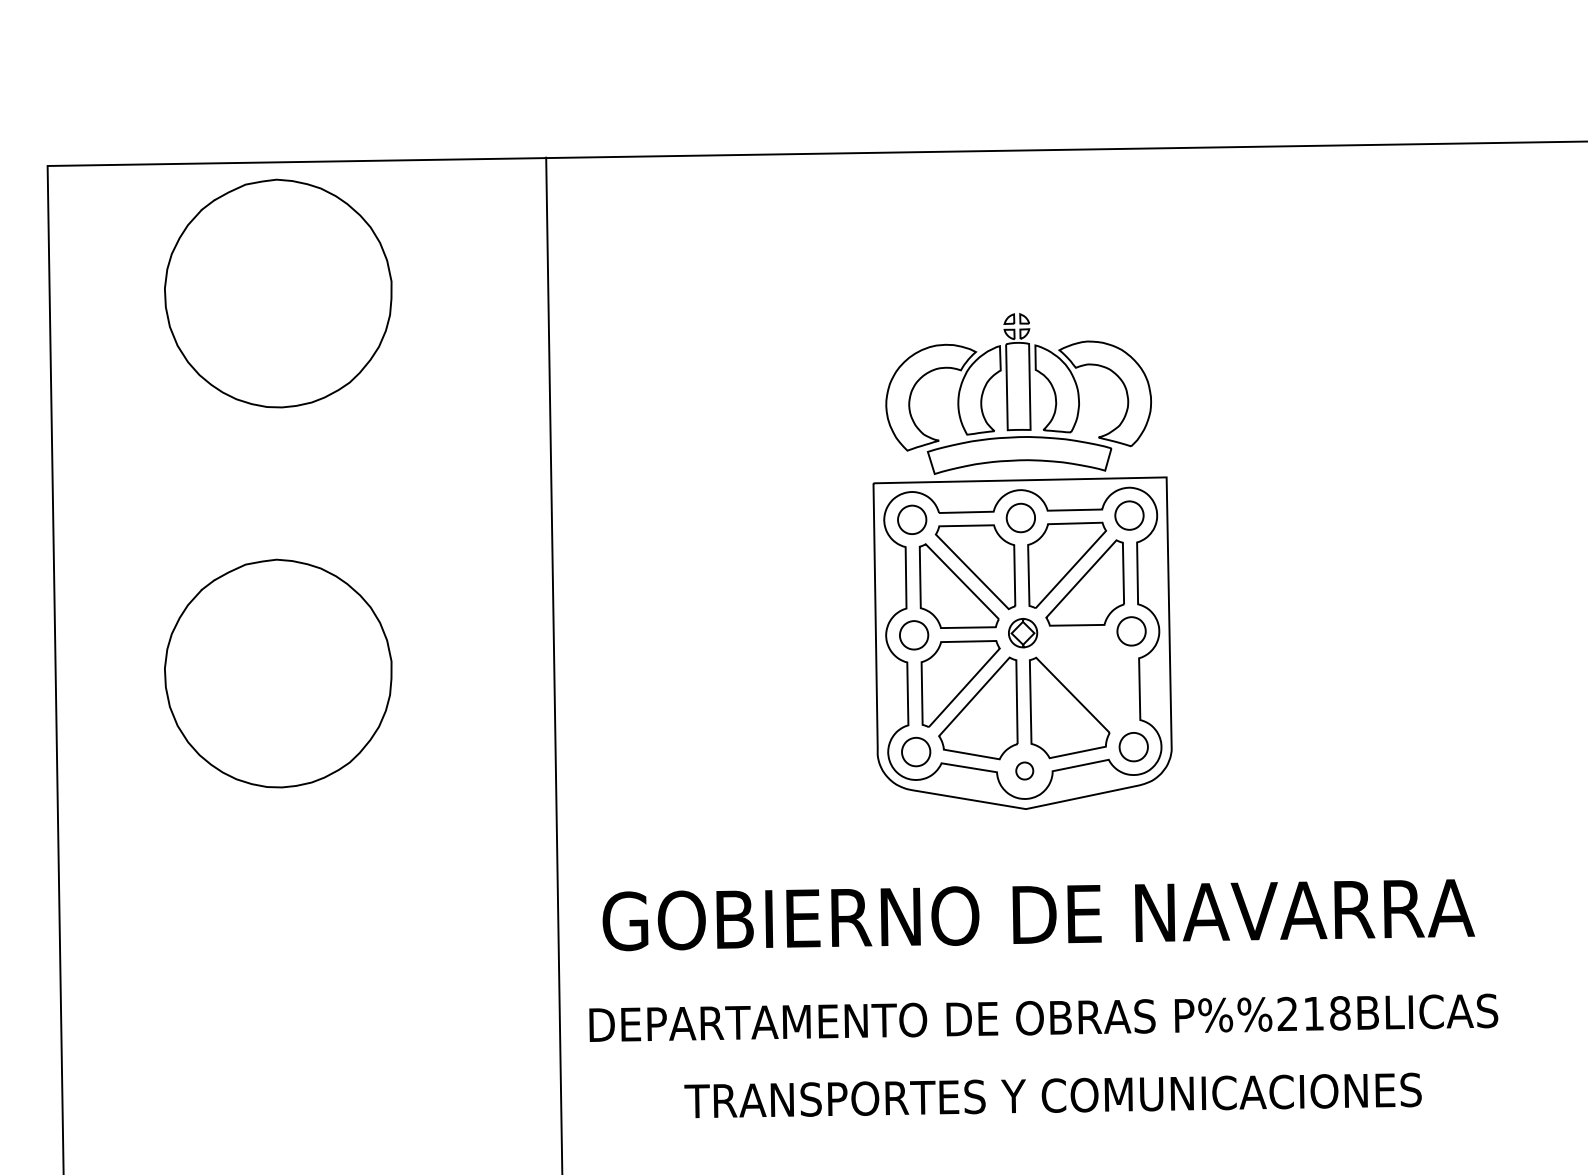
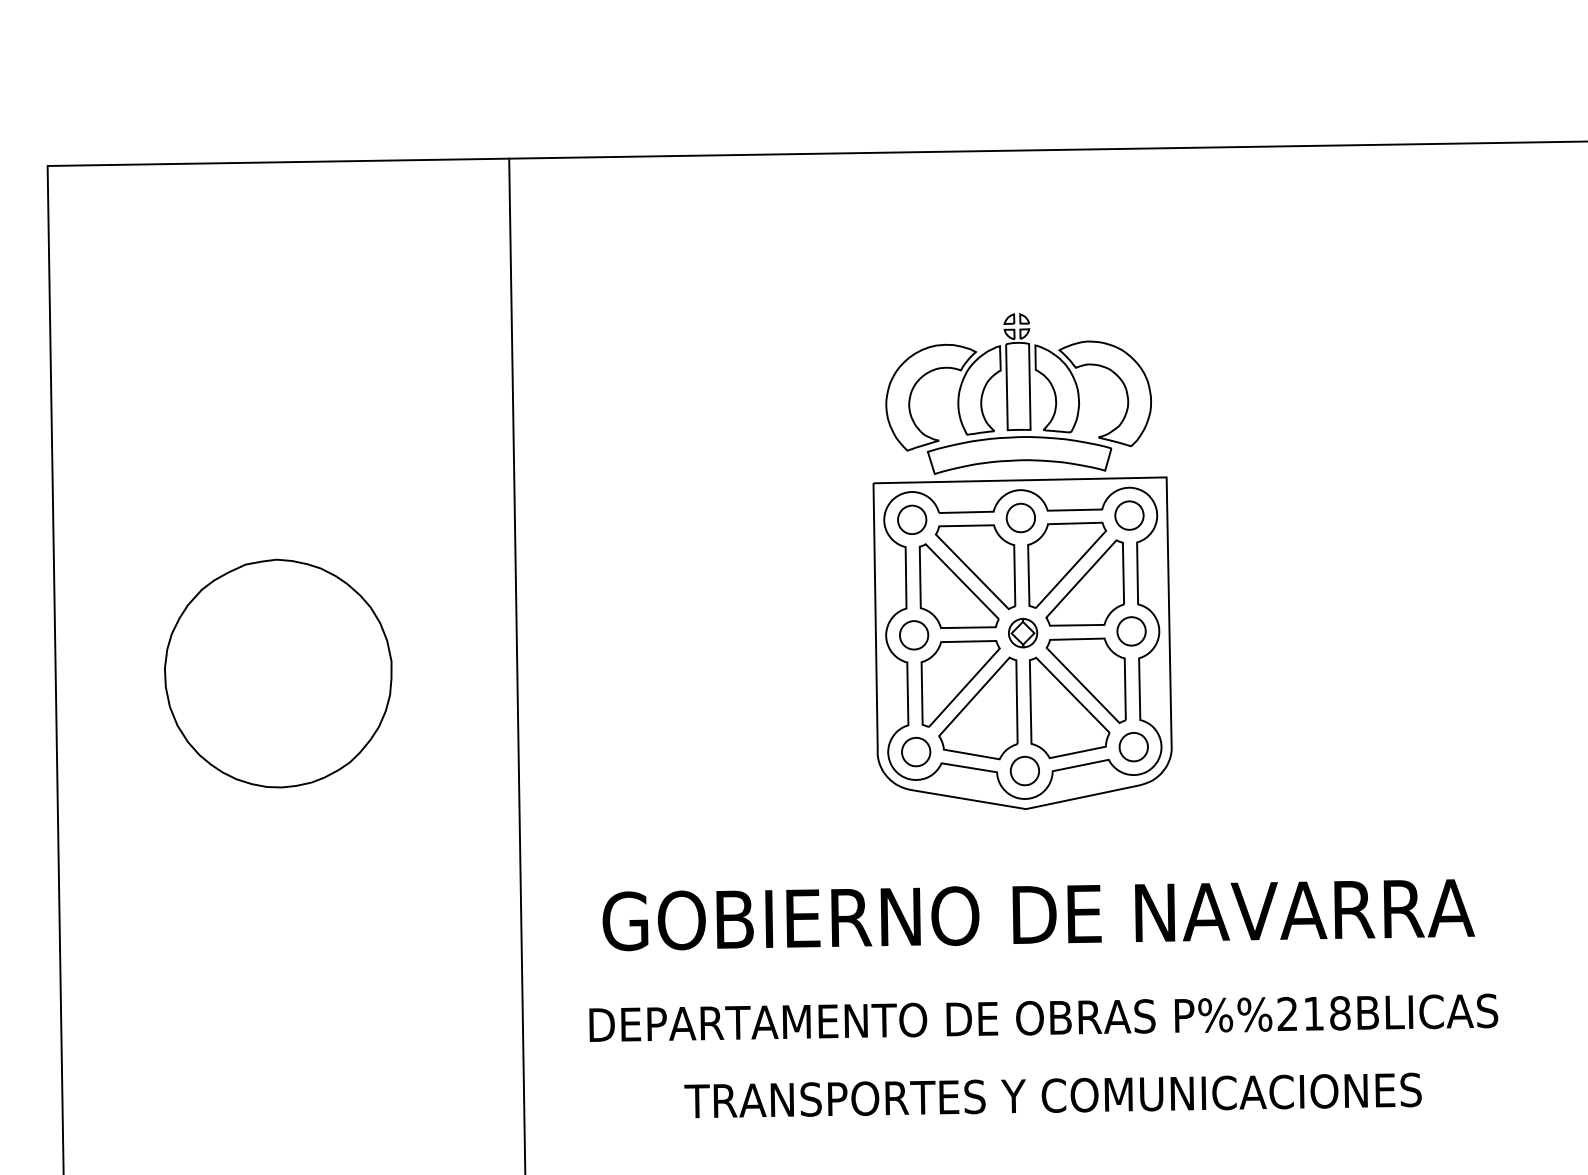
part: present -> none (278, 293)
line position: (554, 664) -> (517, 664) (517, 664)
part: none -> present (1085, 680)
part size: 20x20 px -> 31x32 px (1024, 770)
